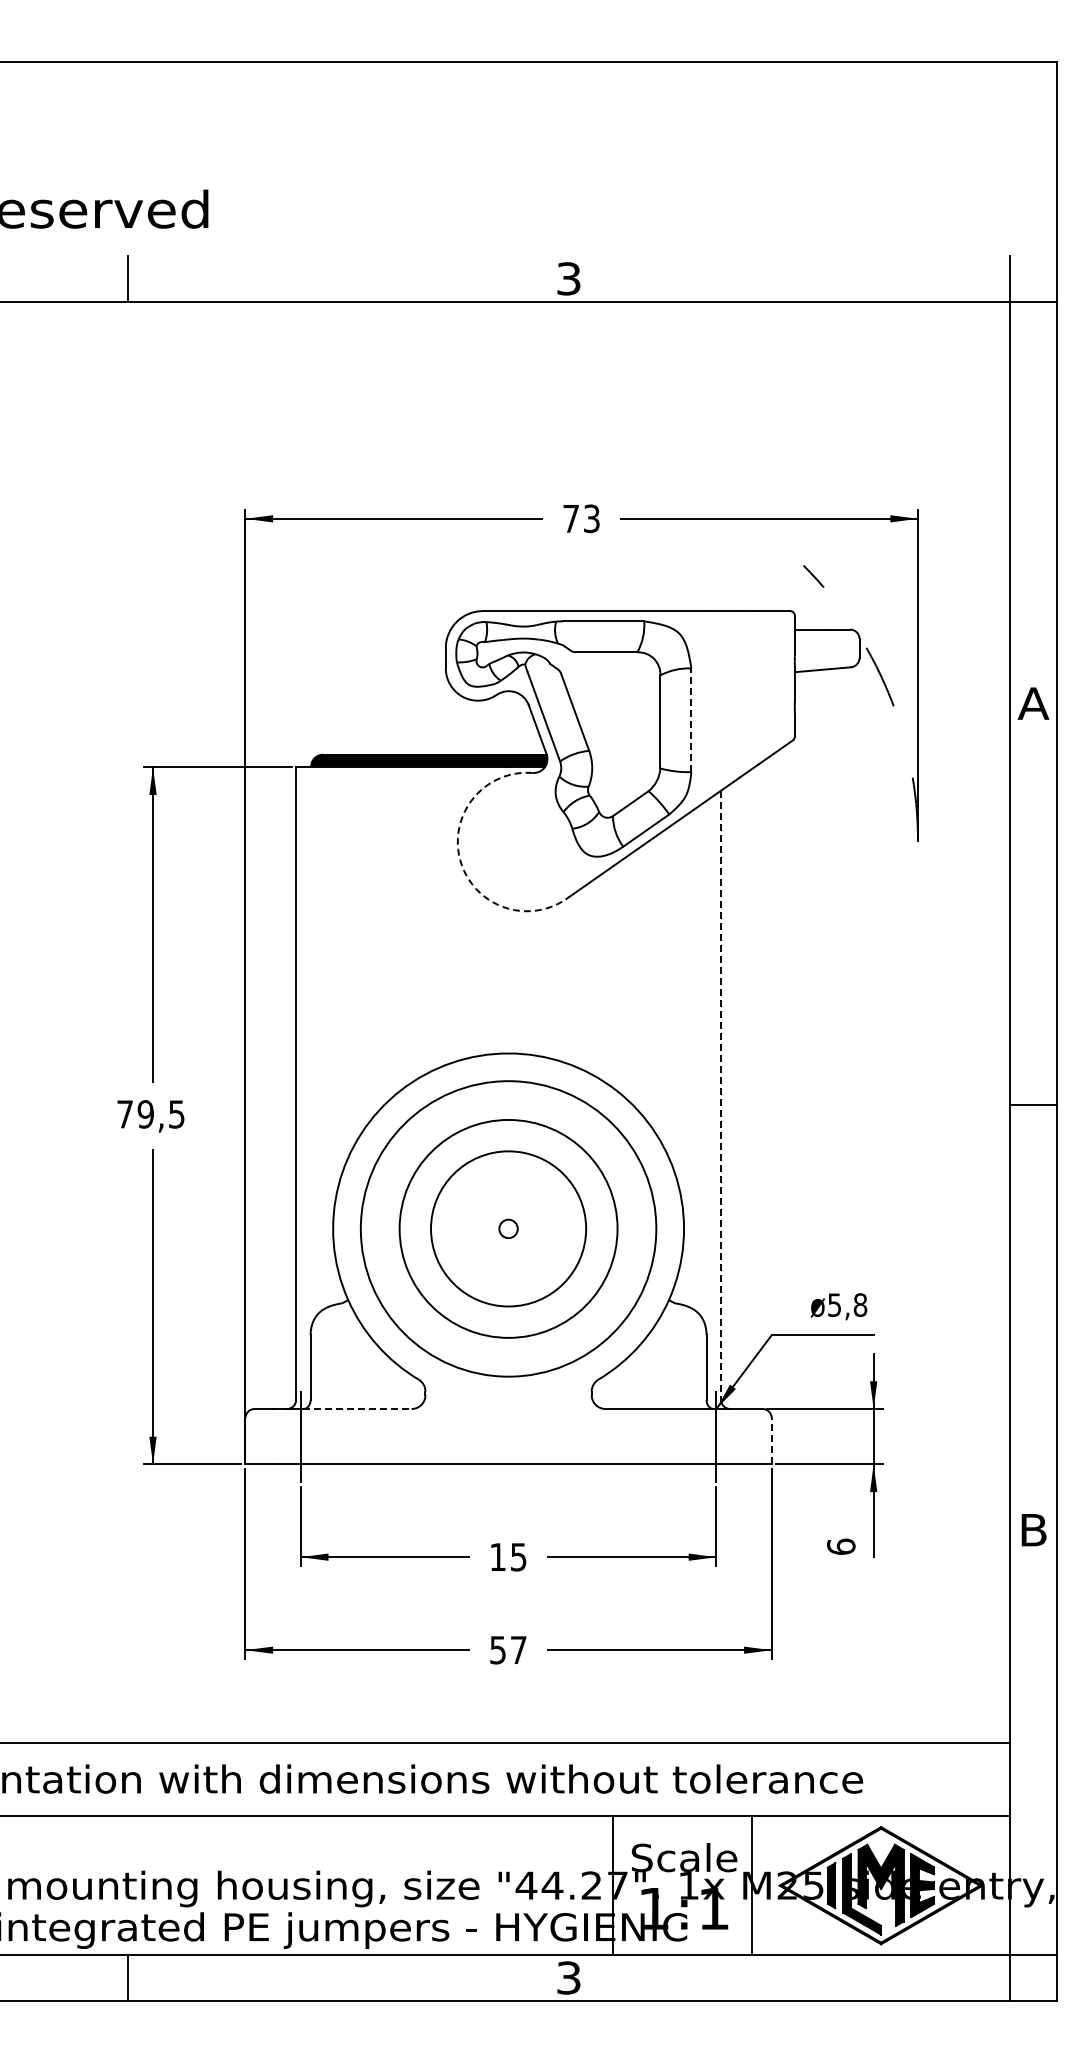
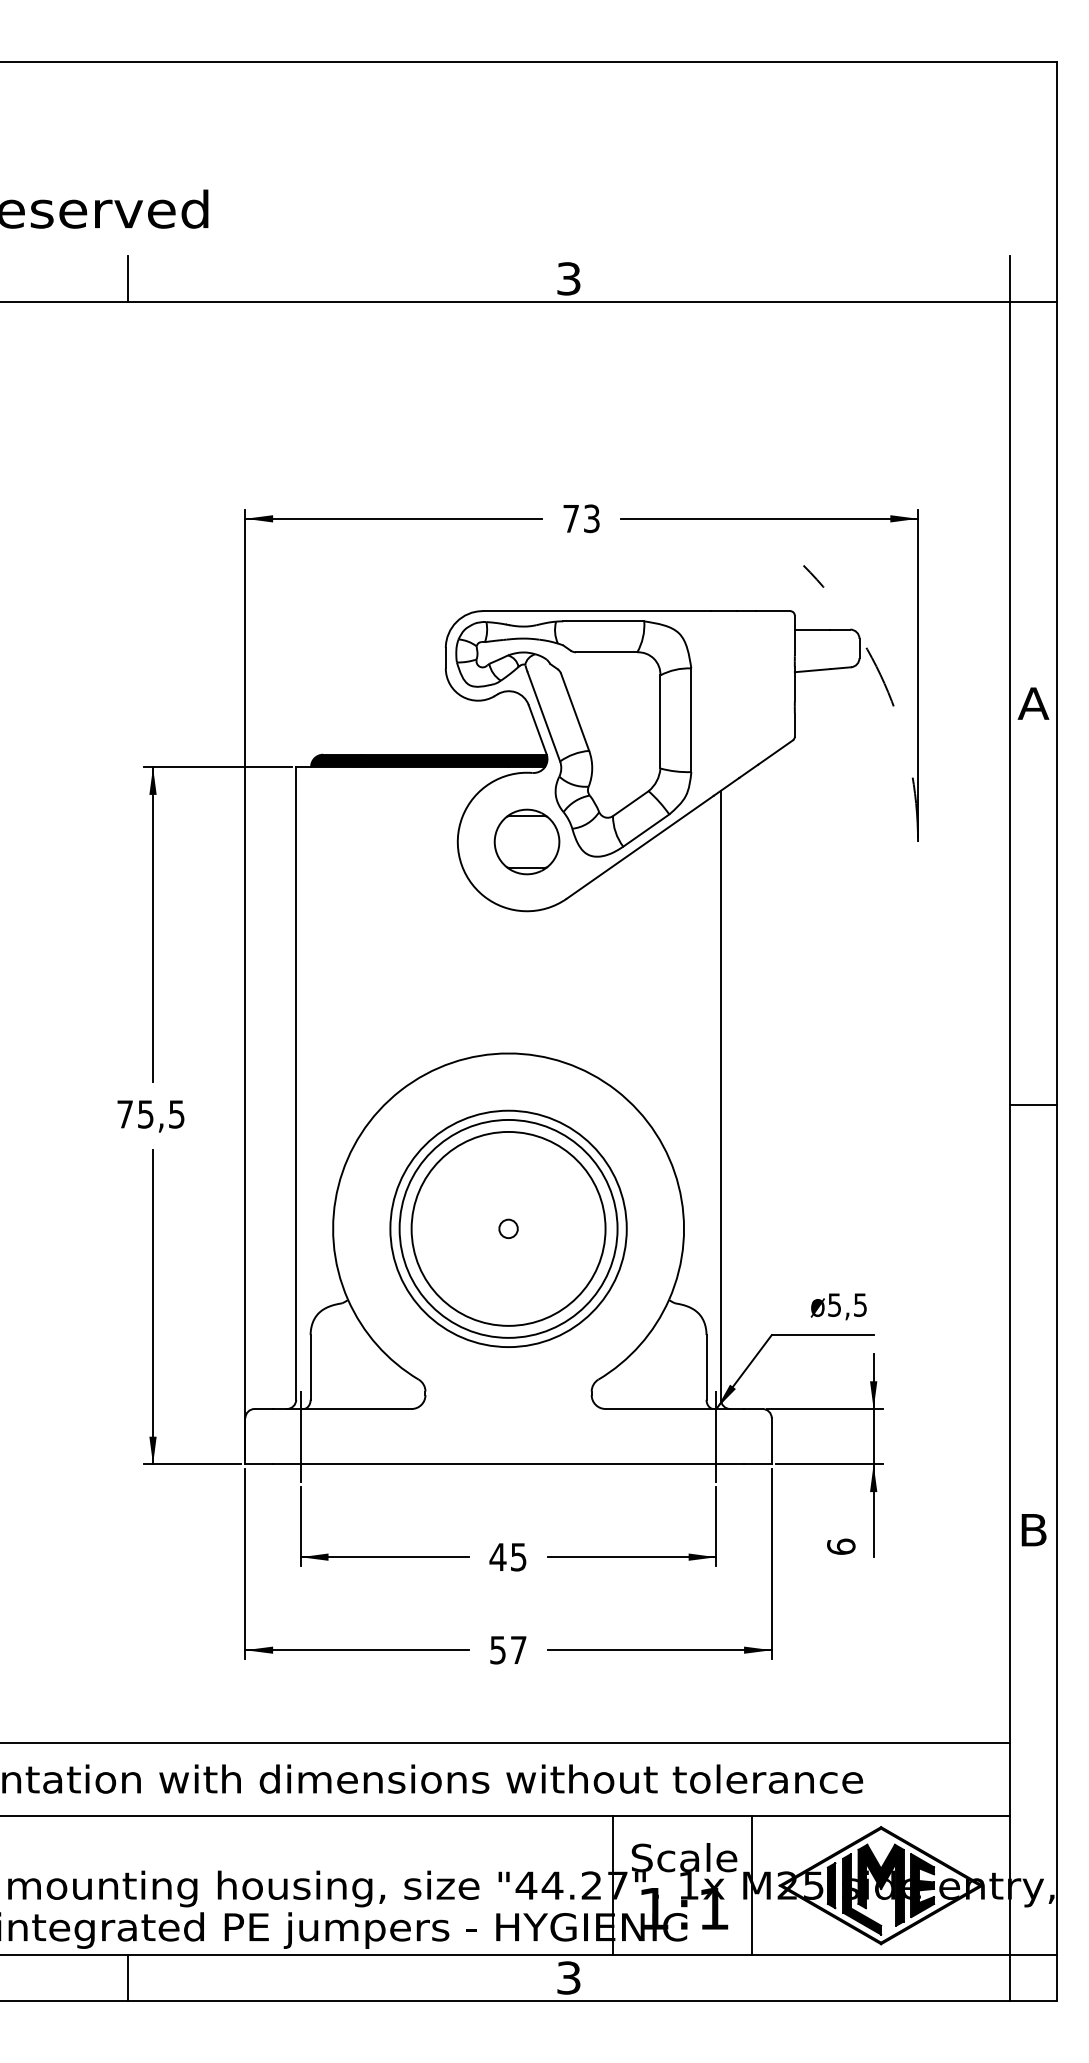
line: dashed -> solid (691, 720)
part: none -> present (526, 841)
arc: dashed -> solid (460, 860)
line: dashed -> solid (720, 1095)
text: 79,5 -> 75,5 (145, 1114)
circle diameter: 155 px -> 194 px (508, 1228)
circle diameter: 296 px -> 236 px (508, 1228)
text: ø5,8 -> ø5,5 (860, 1304)
line: dashed -> solid (358, 1409)
line: dashed -> solid (771, 1440)
text: 15 -> 45 (497, 1556)
